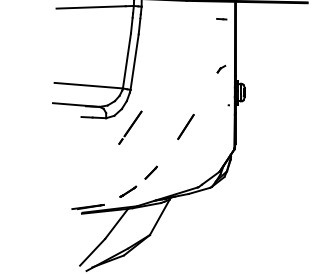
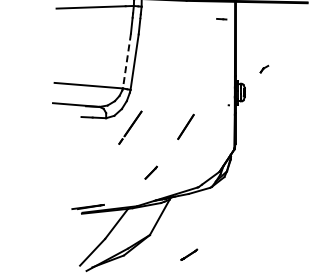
line: solid -> dashed (126, 61)
part position: (221, 68) -> (264, 68) (264, 68)
line position: (128, 191) -> (189, 254) (189, 254)
